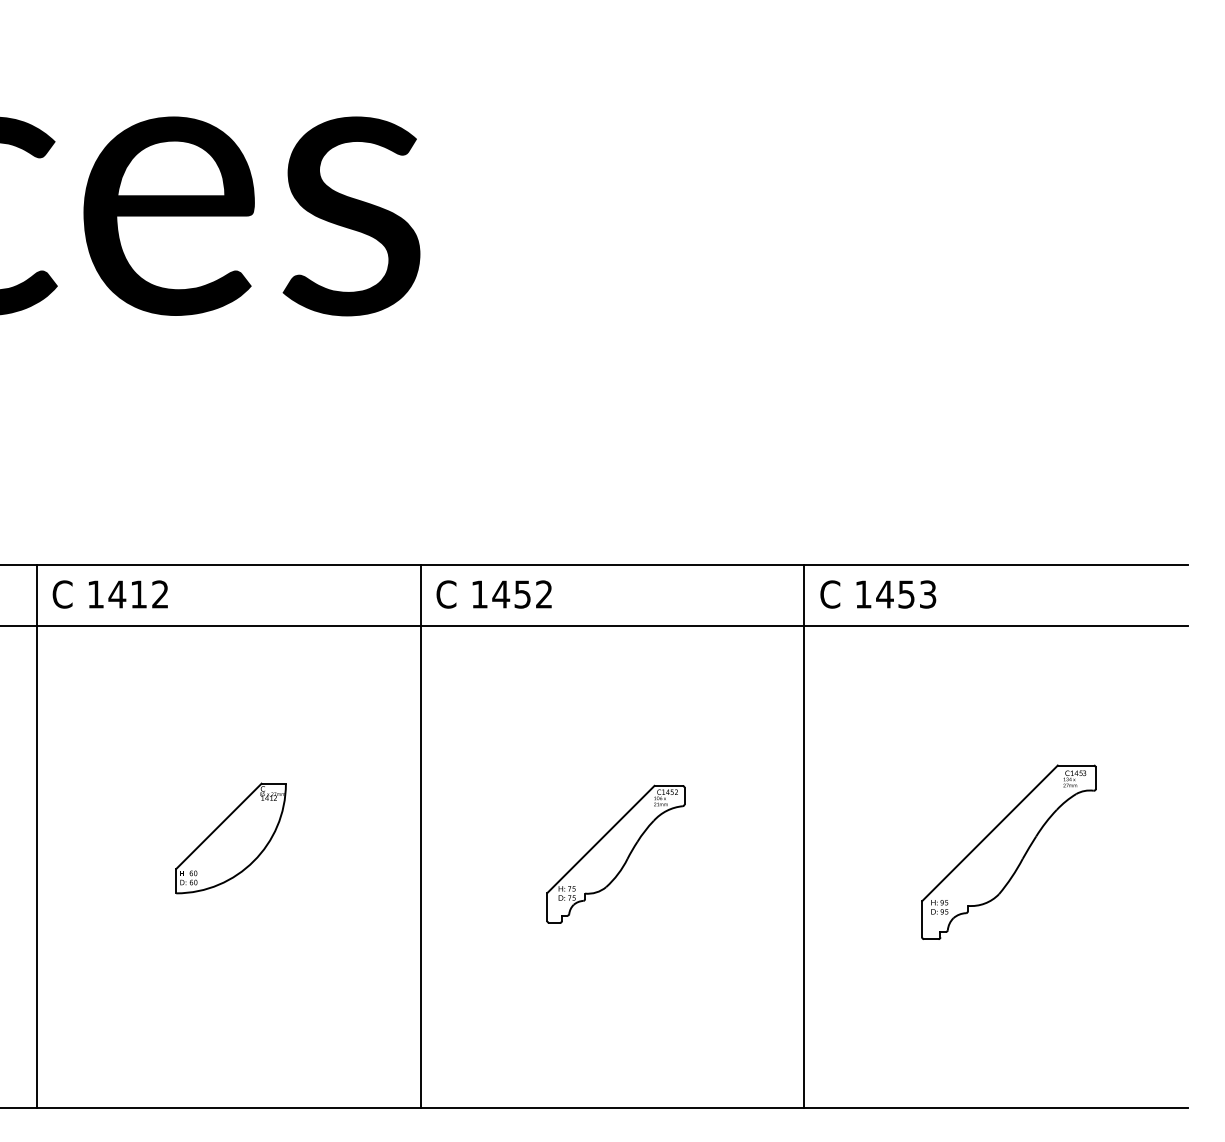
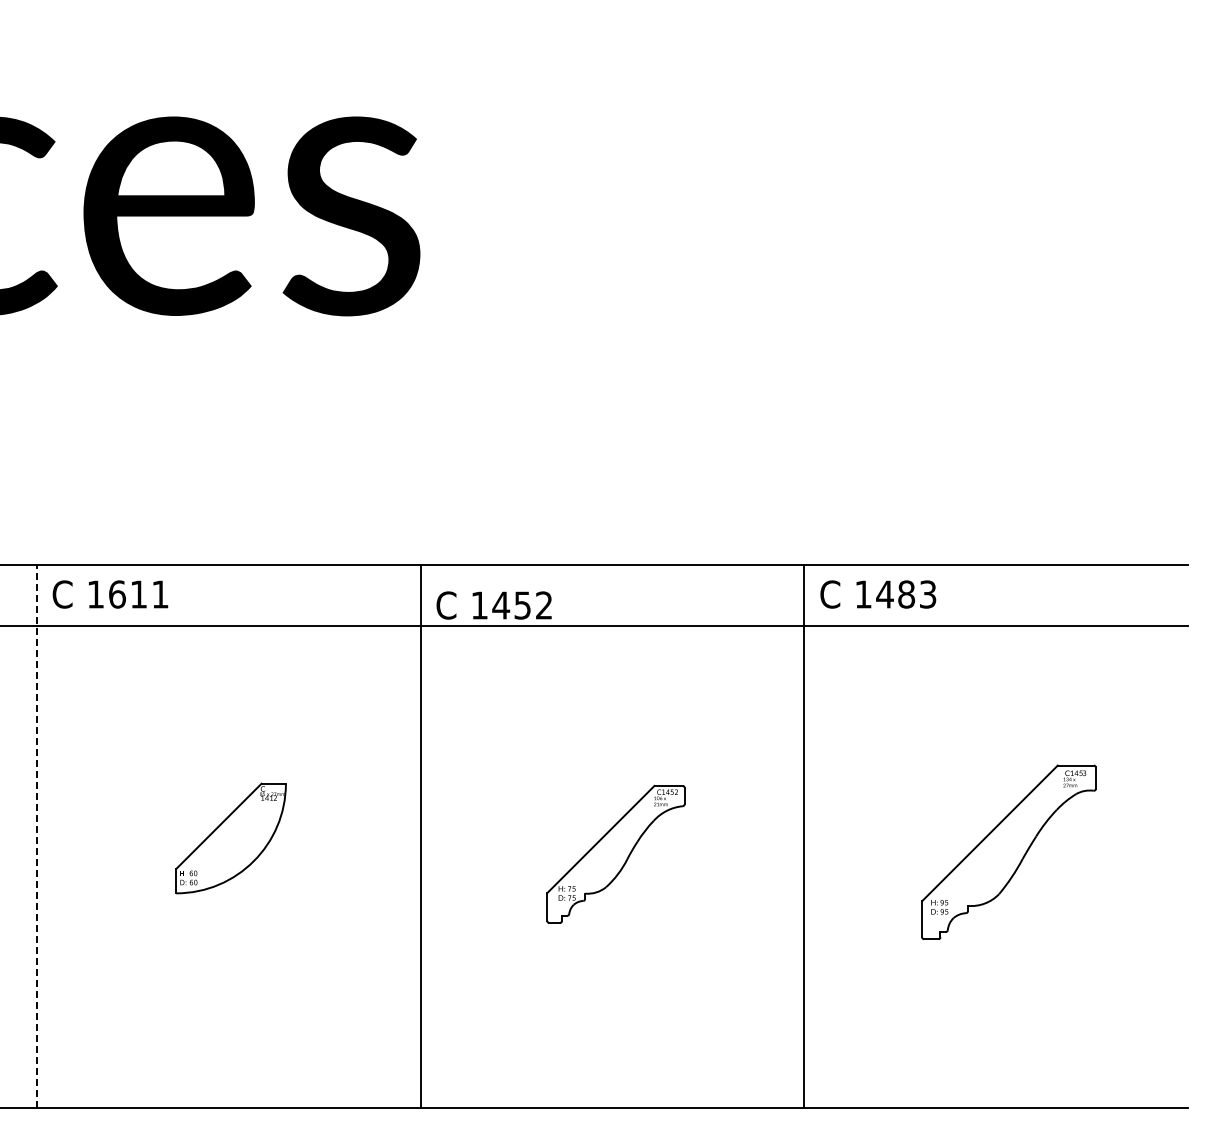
text: 1412 -> 1611 (138, 594)
text position: (493, 594) -> (493, 605) (493, 605)
text: 1453 -> 1483 (906, 594)
line: solid -> dashed (36, 835)
